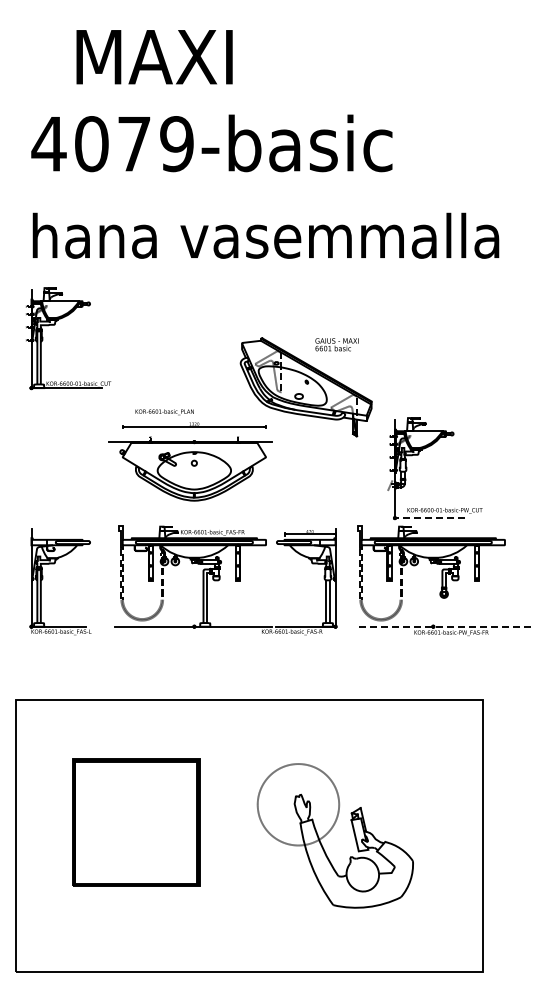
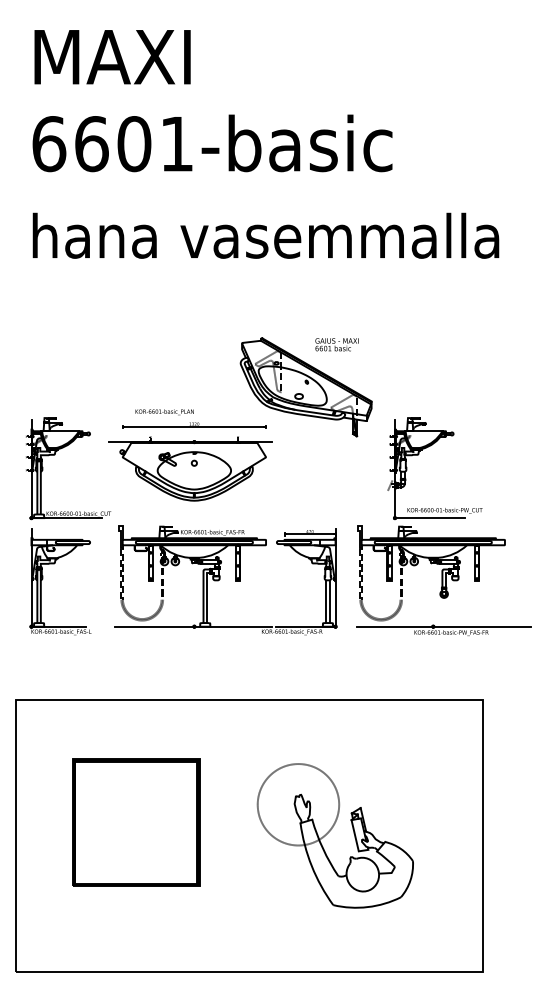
text position: (154, 57) -> (112, 57) (112, 57)
text: 4079-basic -> 6601-basic (112, 144)
part position: (55, 324) -> (55, 454) (55, 454)
line: dashed -> solid (429, 518)
line: dashed -> solid (443, 626)
